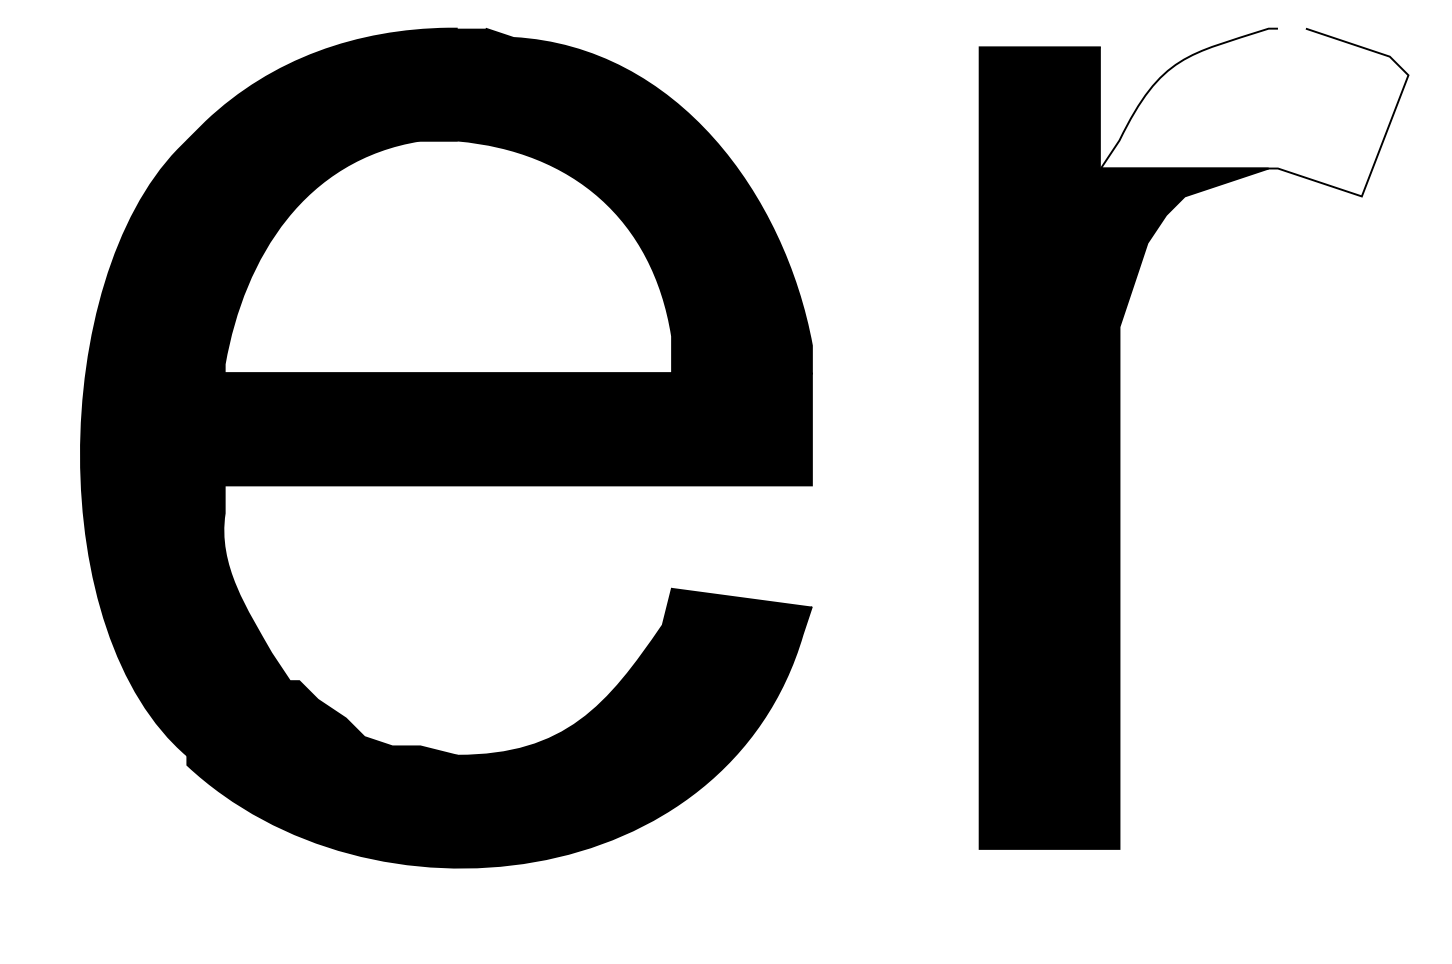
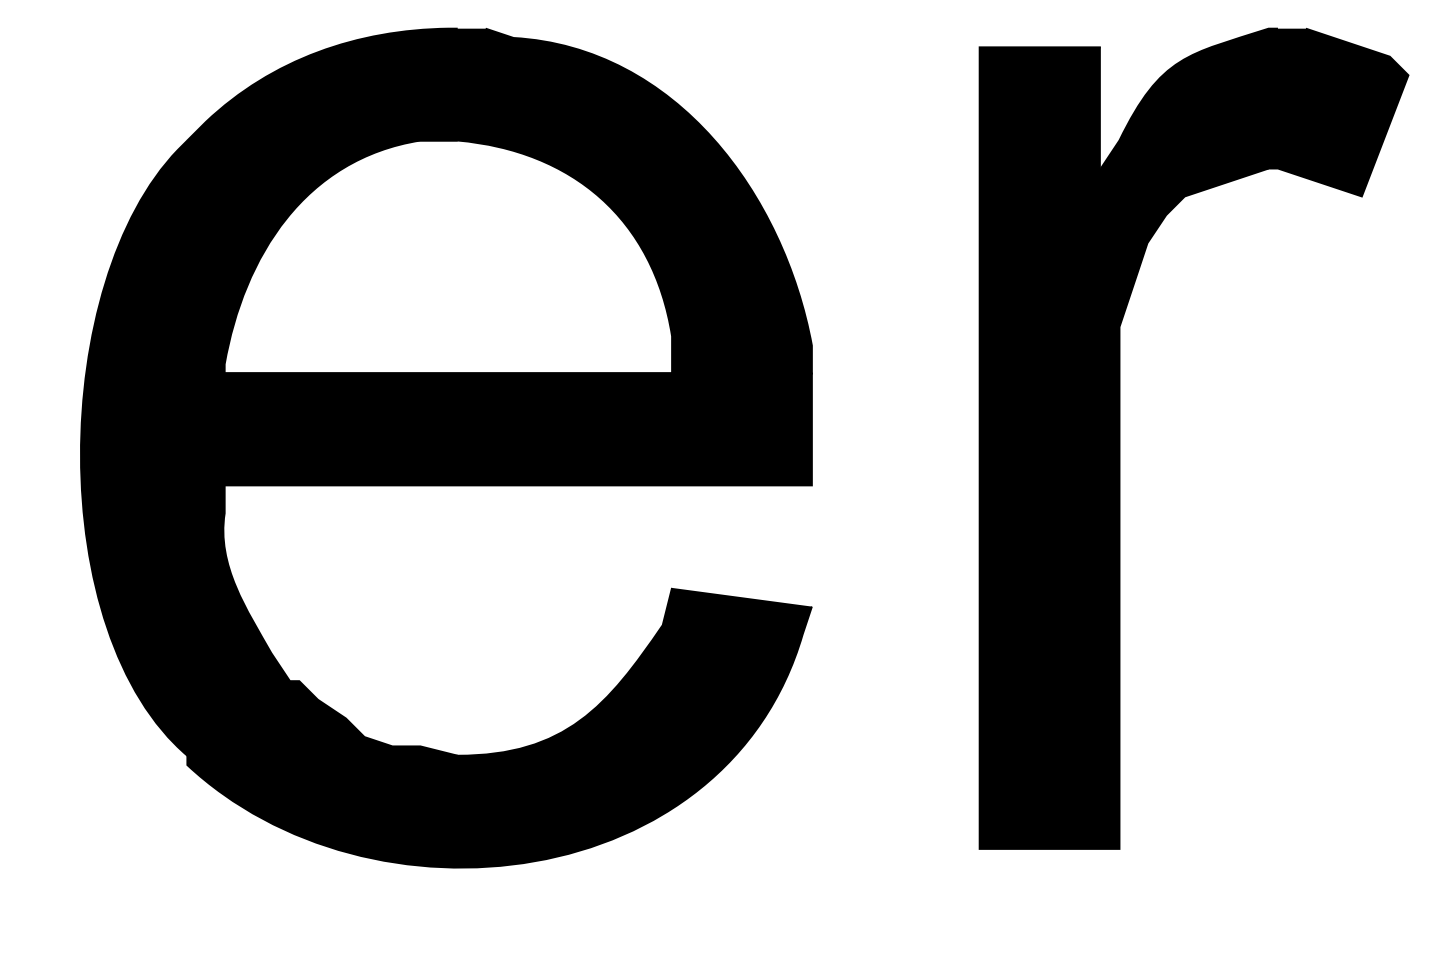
fill: none -> present (1254, 112)
